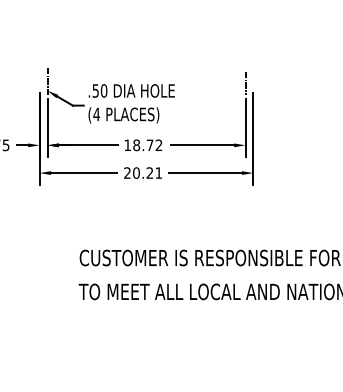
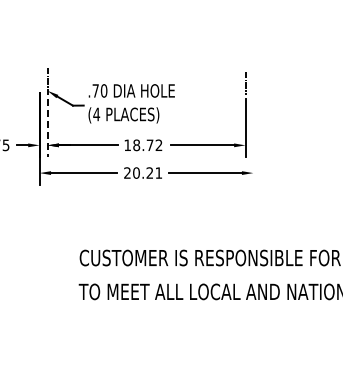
text: .50 -> .70 (95, 90)
line: solid -> dashed (47, 127)
line: present -> none (253, 138)
